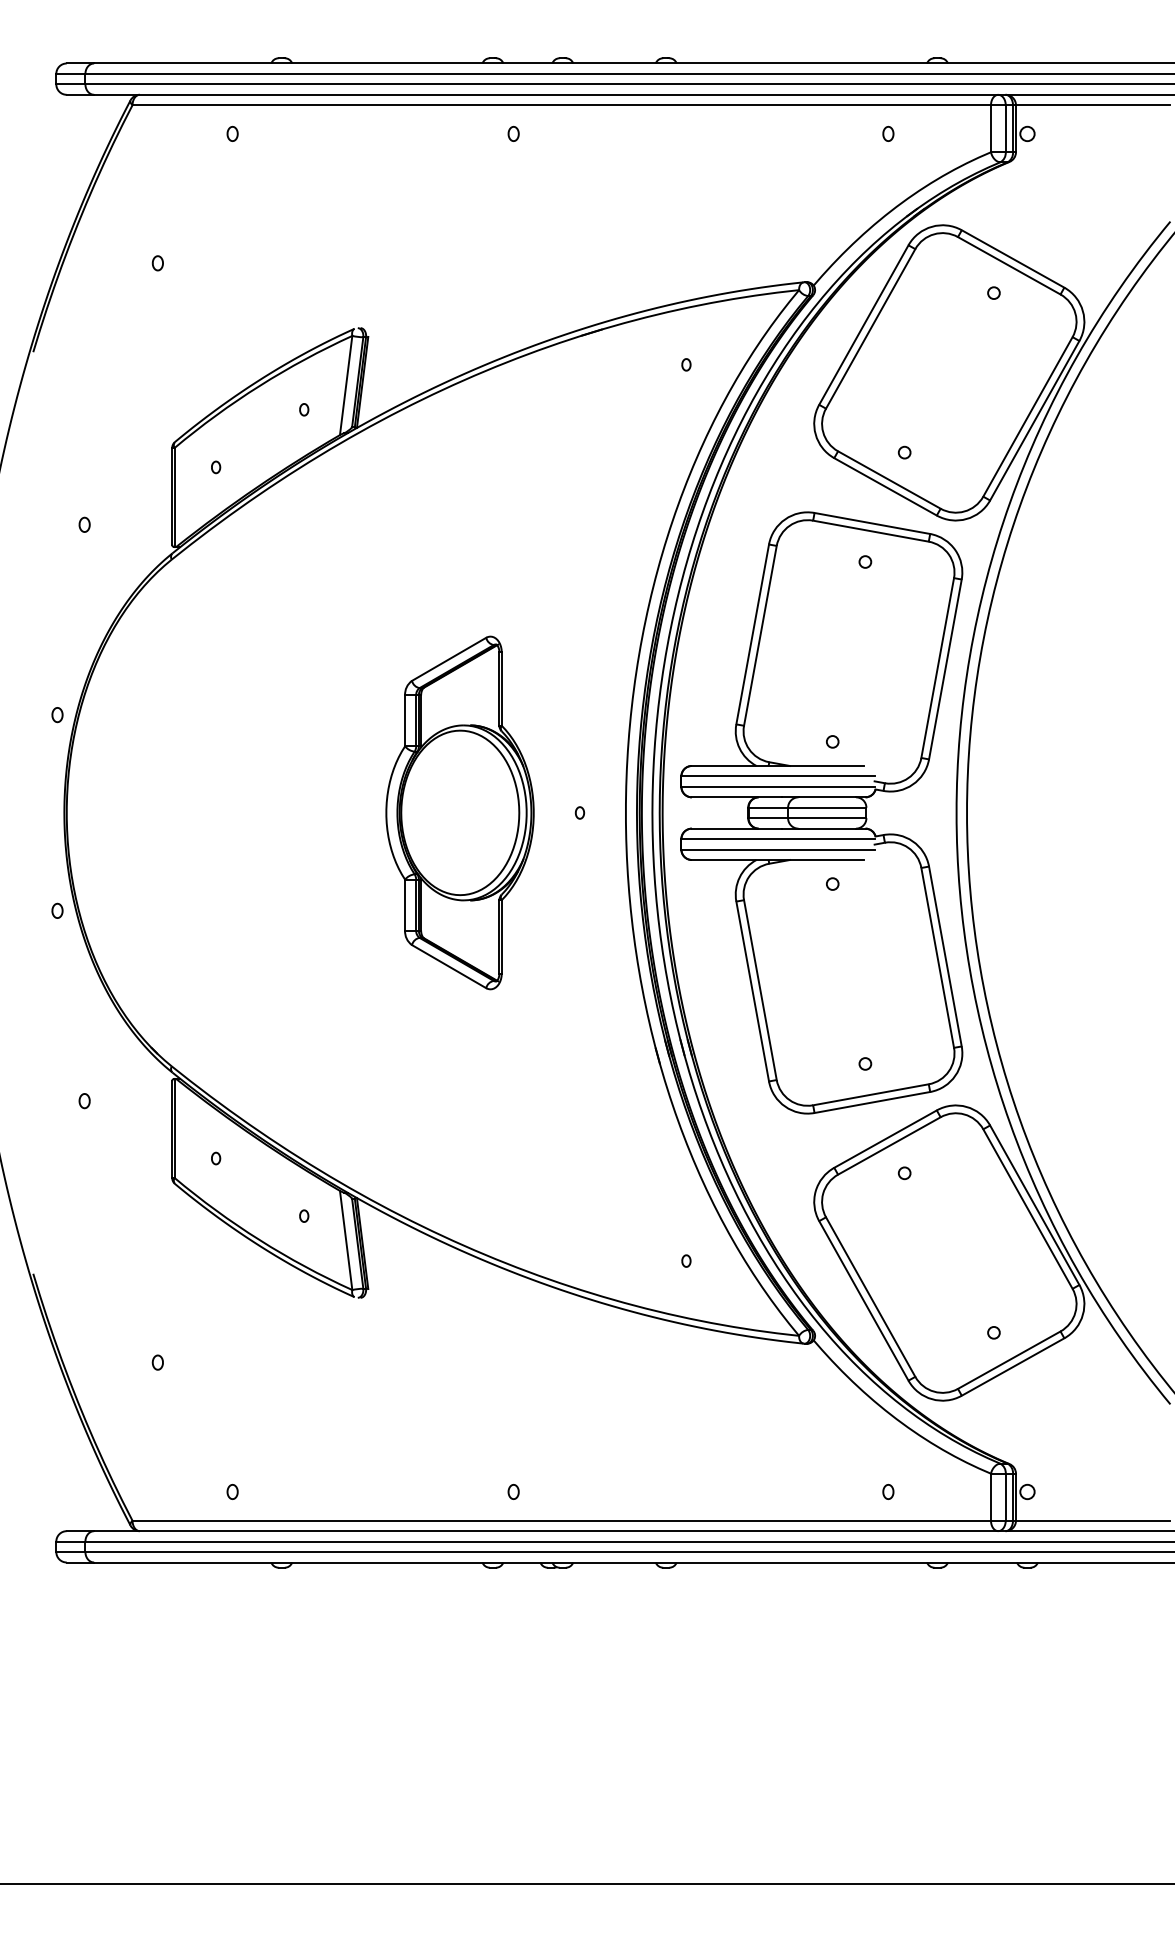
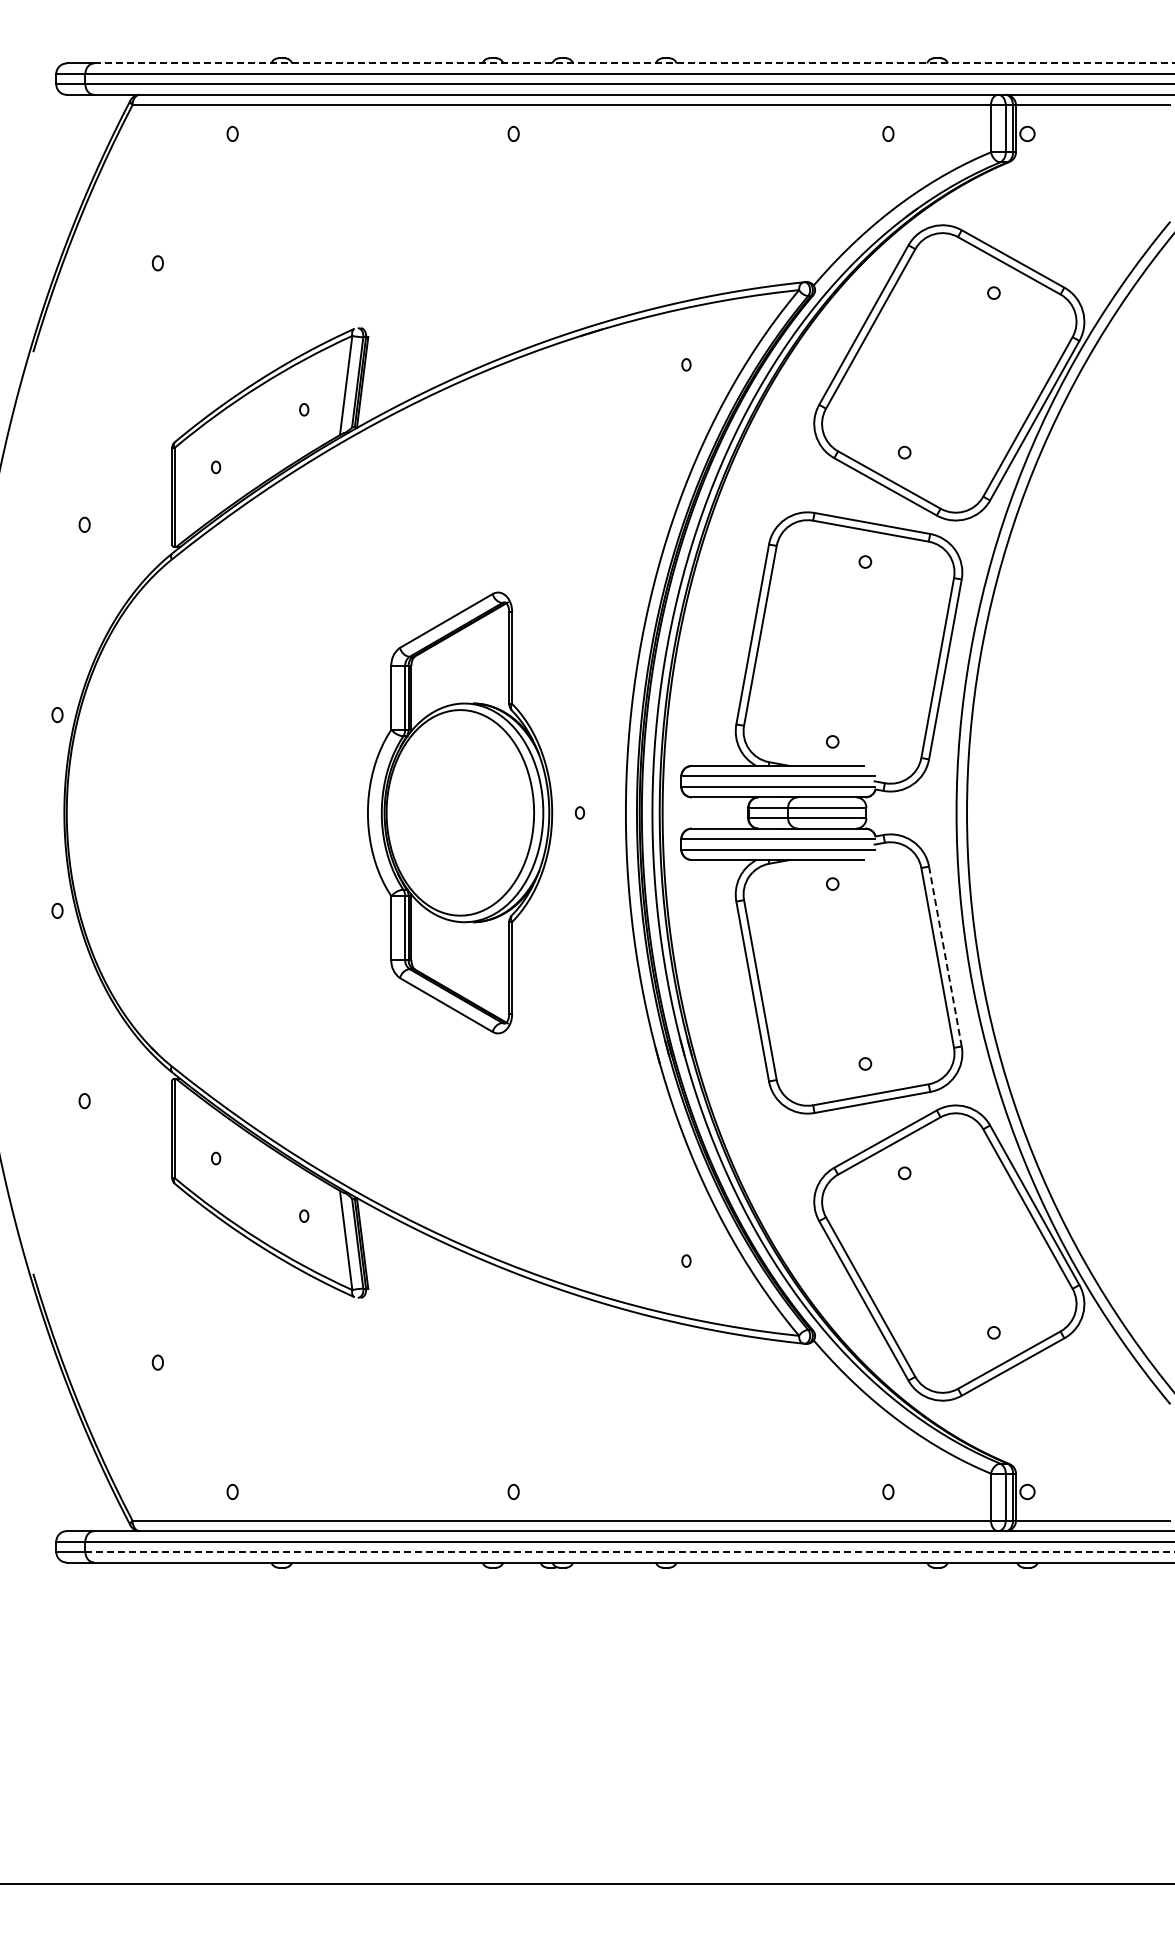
line: solid -> dashed (635, 63)
part size: 150x356 px -> 187x444 px (460, 812)
line: solid -> dashed (945, 957)
line: solid -> dashed (630, 1552)
